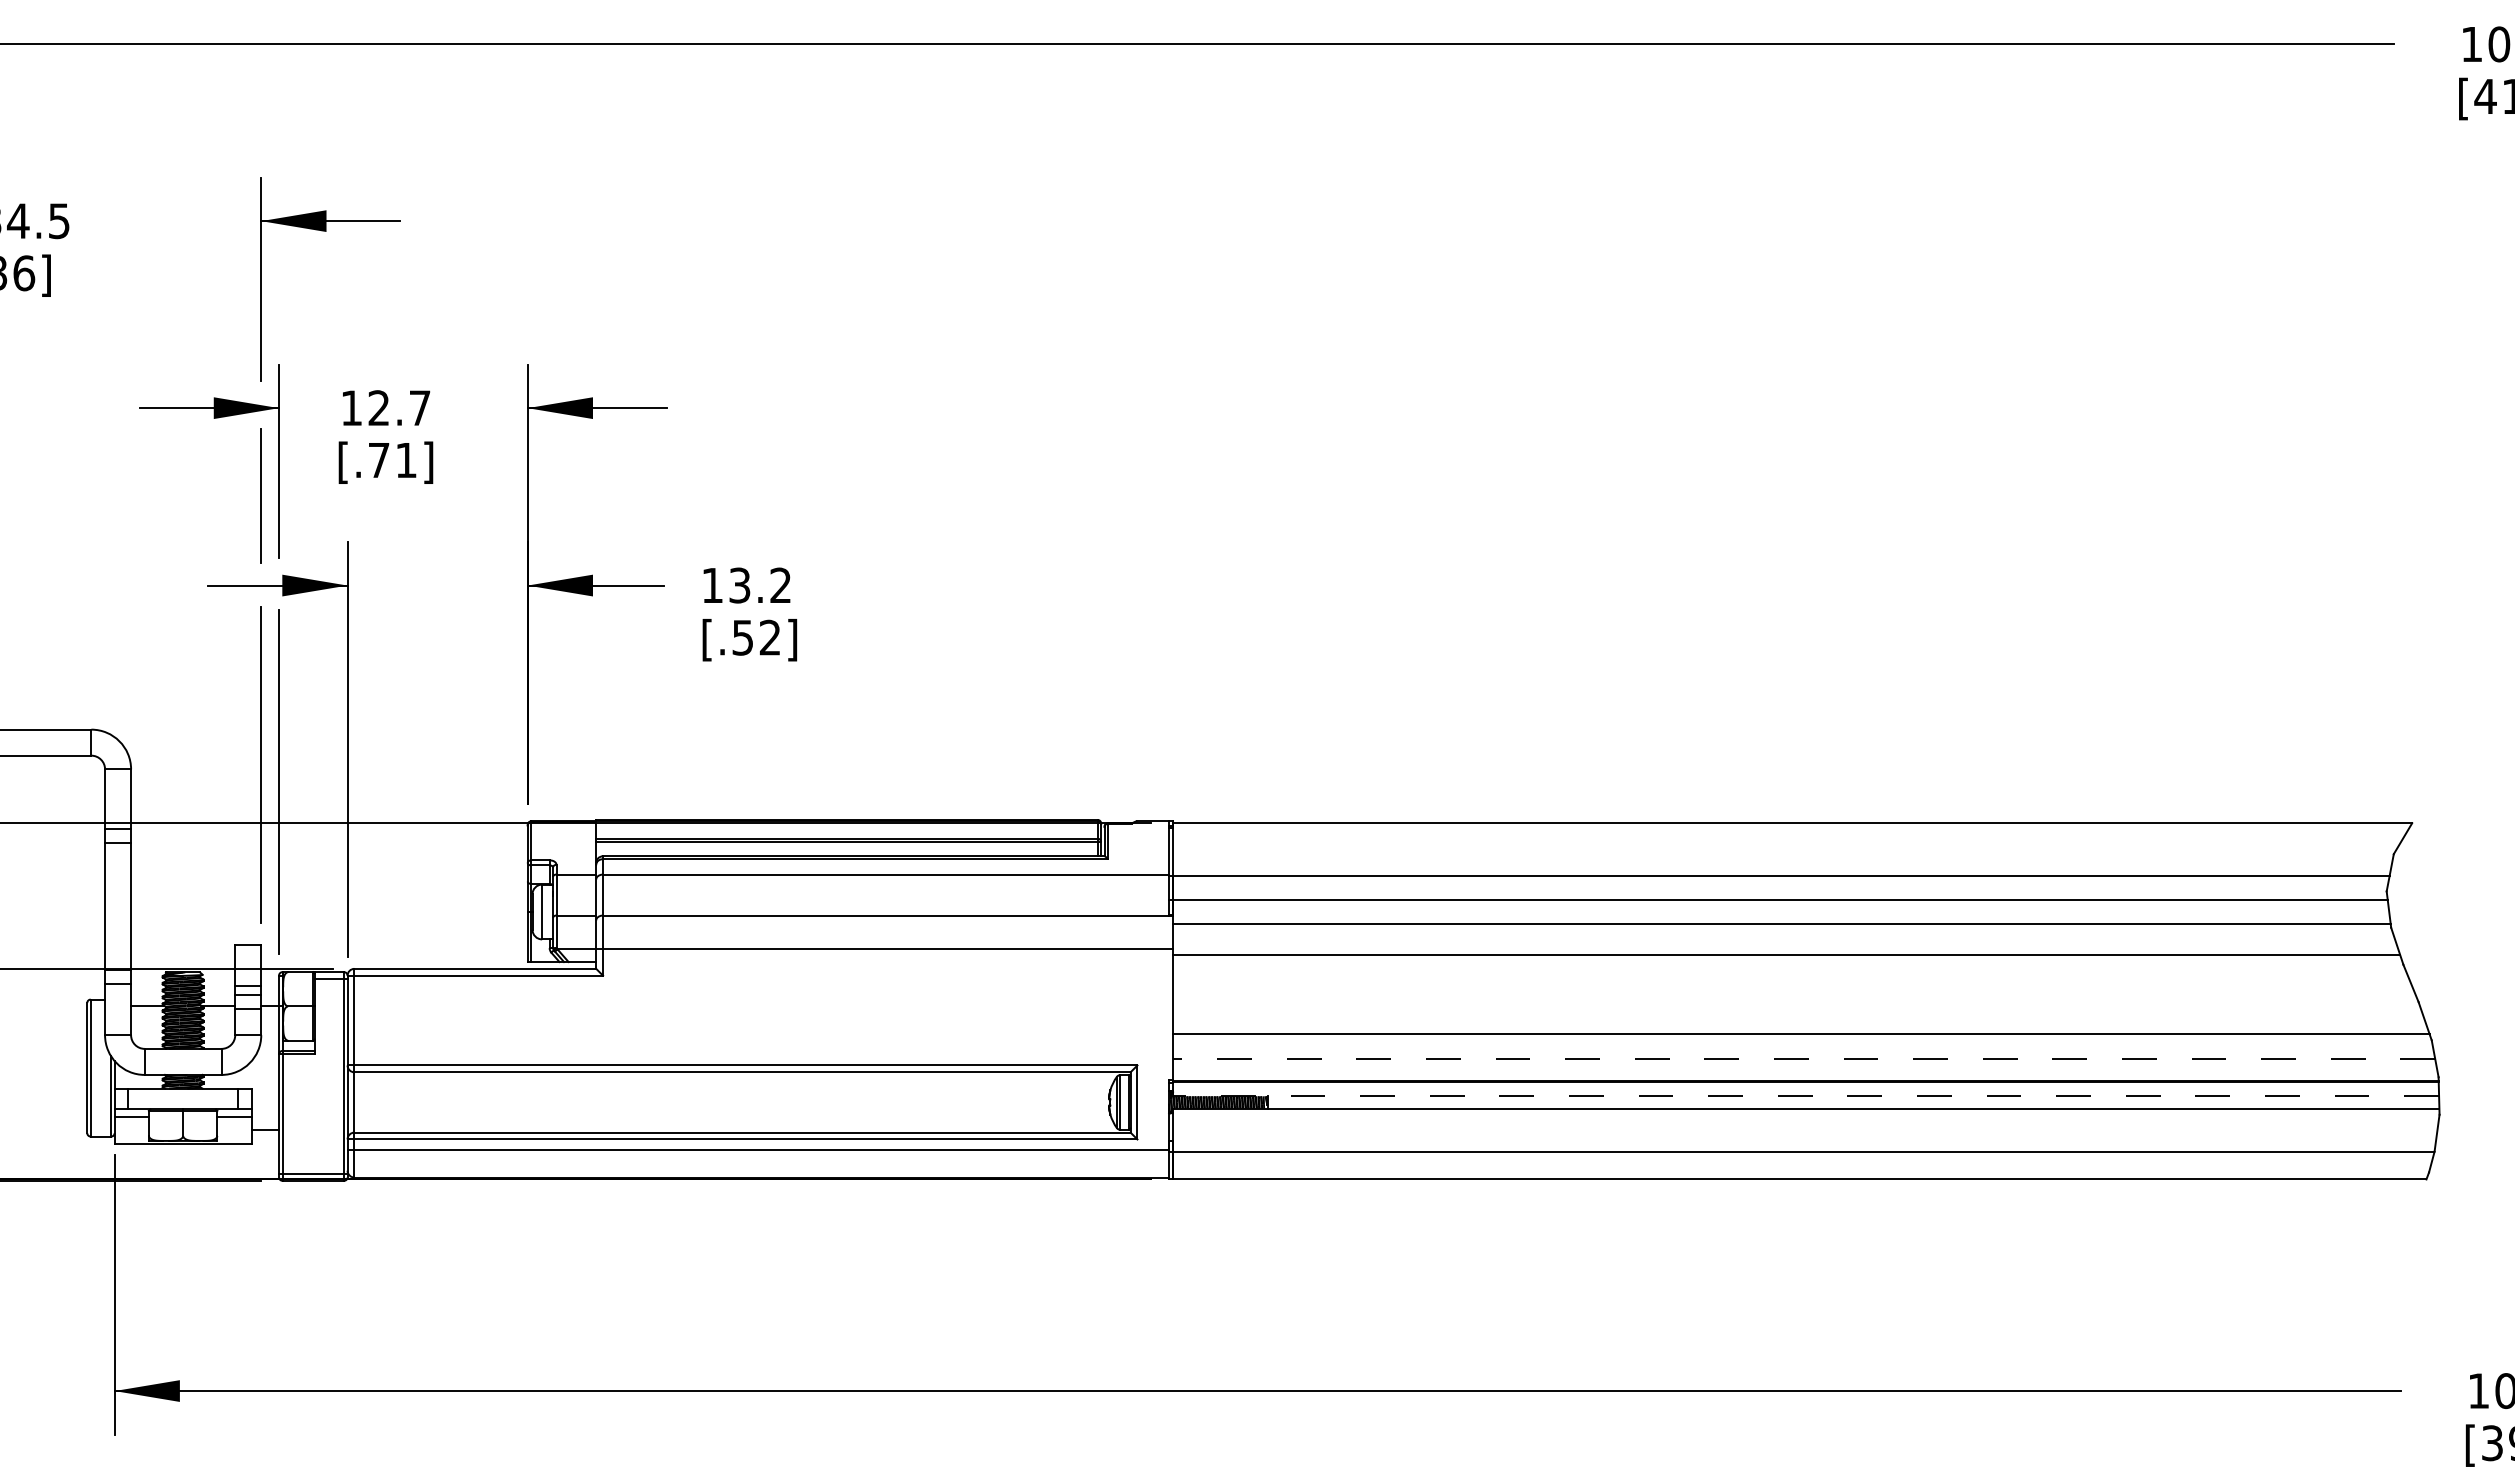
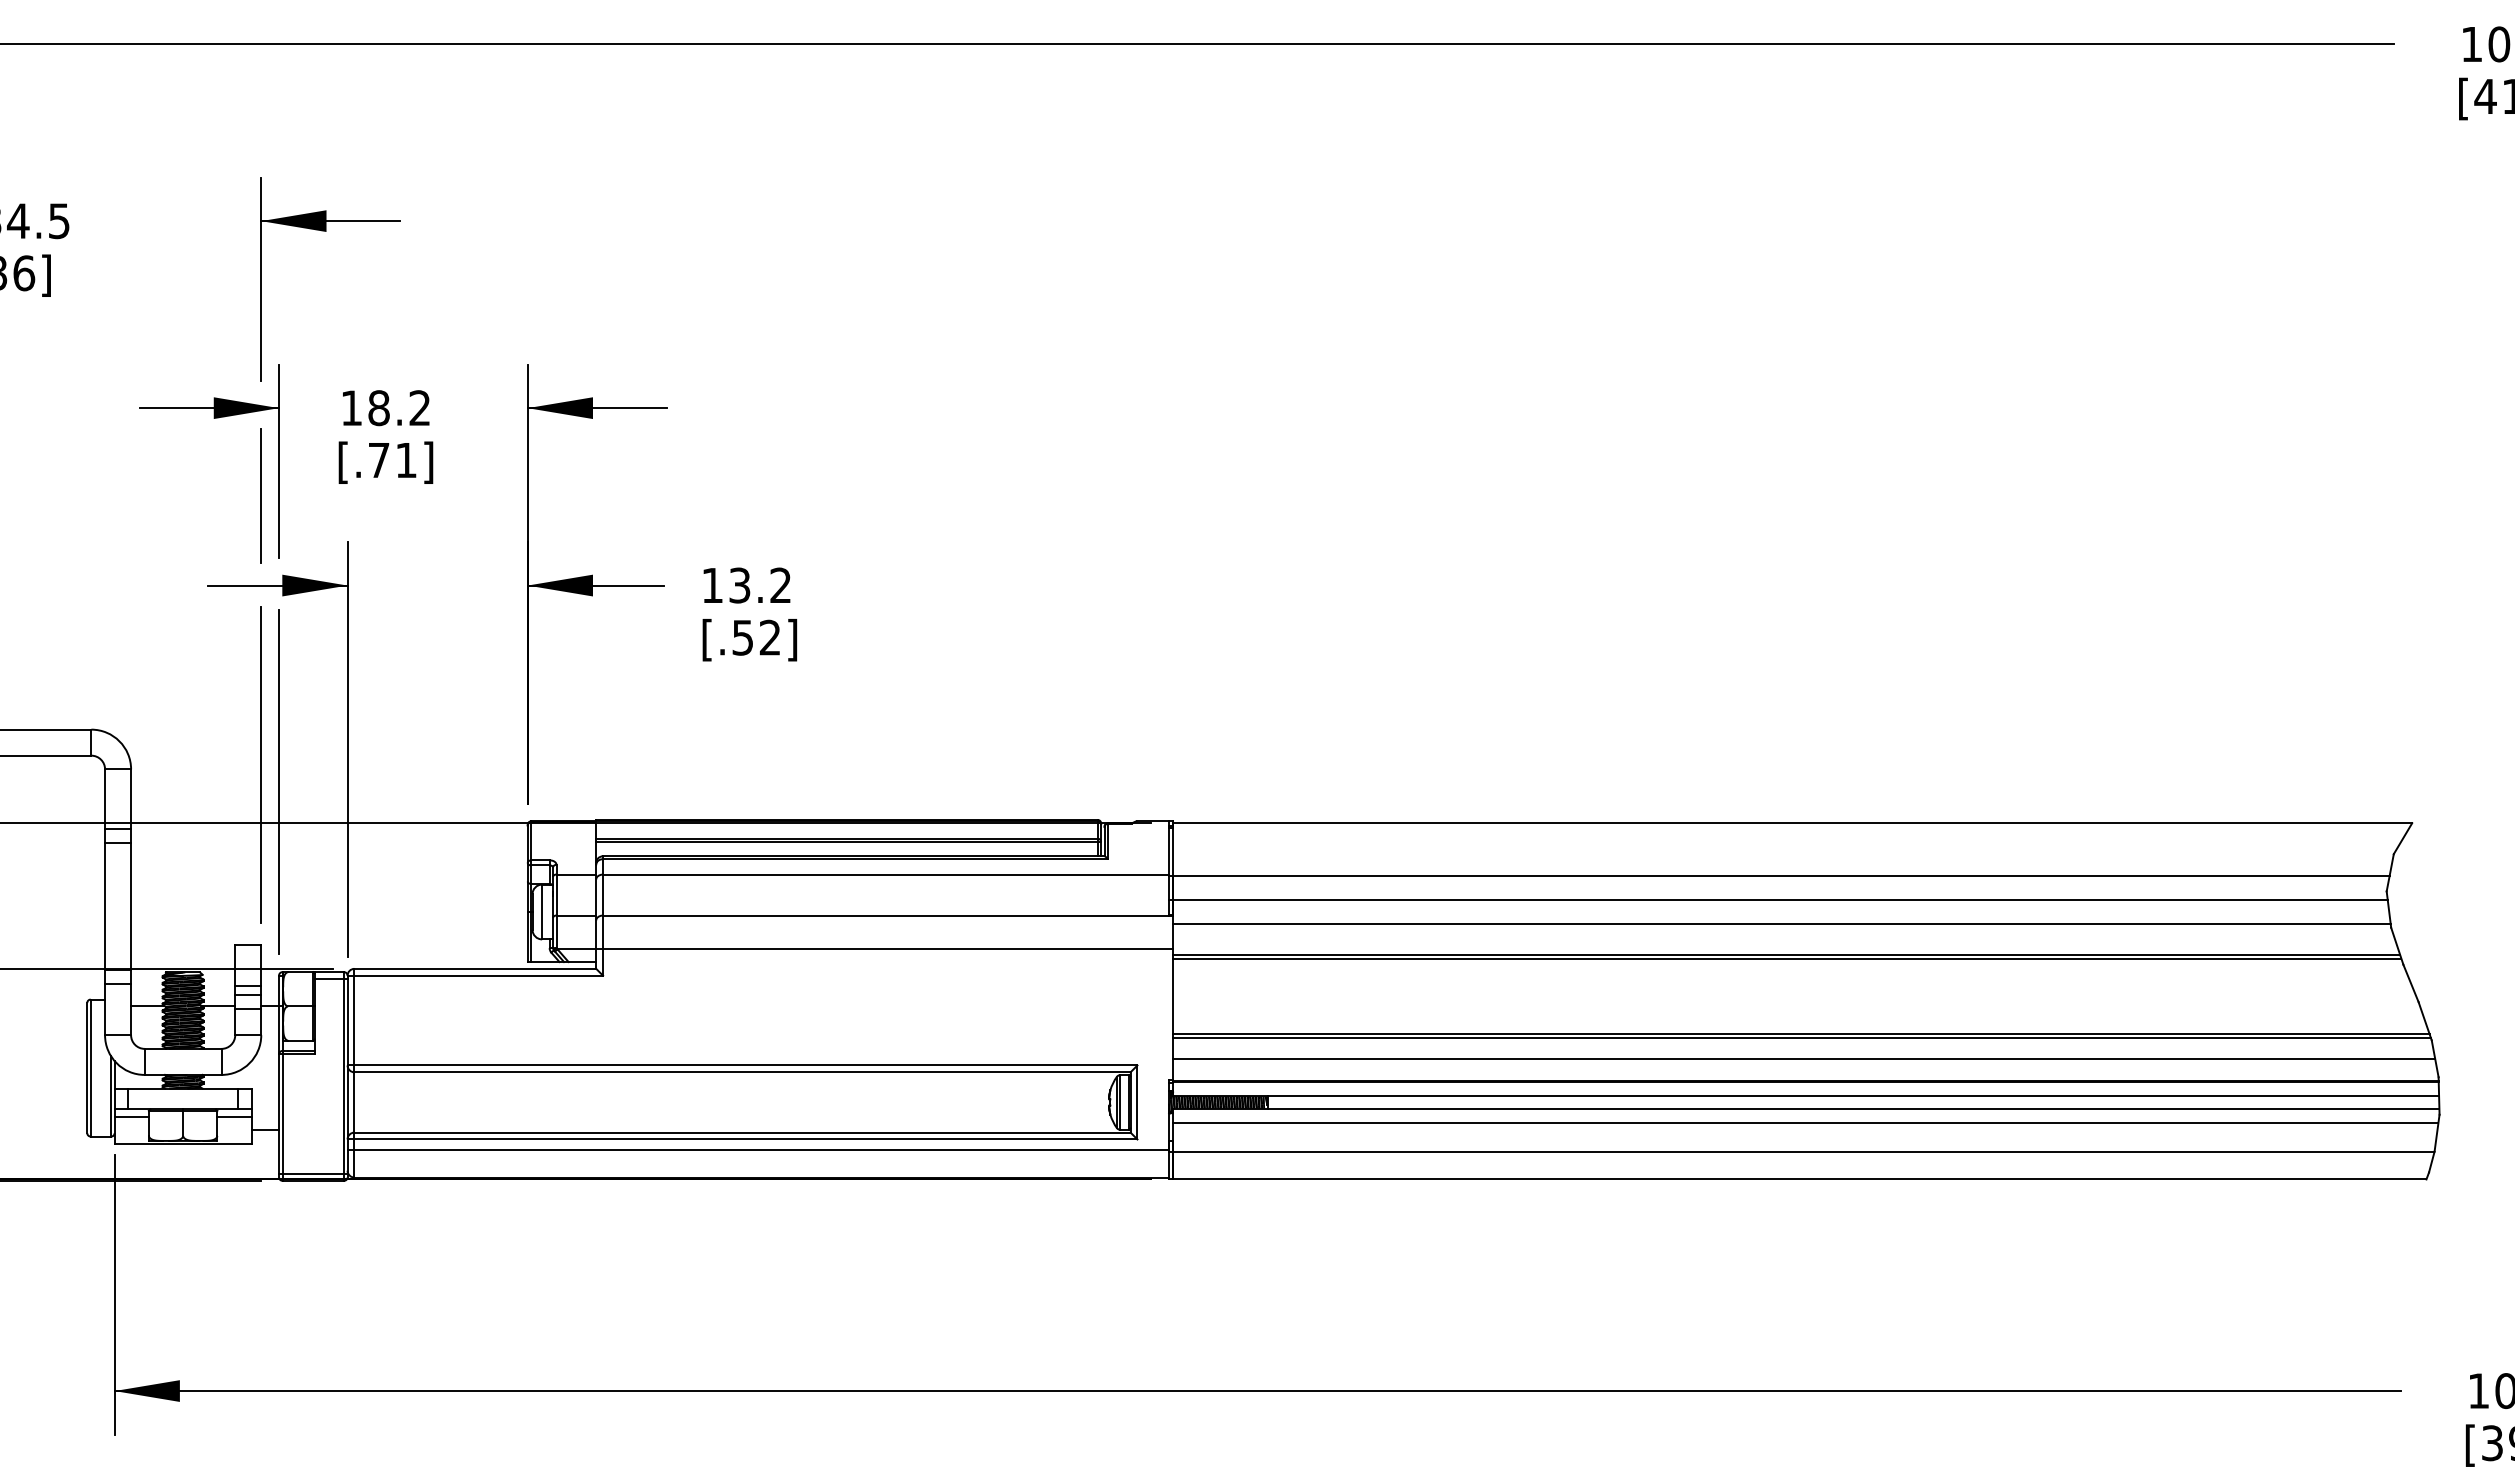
text: 12.7 -> 18.2 (399, 408)
line: none -> present (1787, 958)
line: none -> present (1801, 1037)
line: dashed -> solid (1803, 1058)
line: dashed -> solid (1805, 1096)
line: none -> present (1805, 1122)
